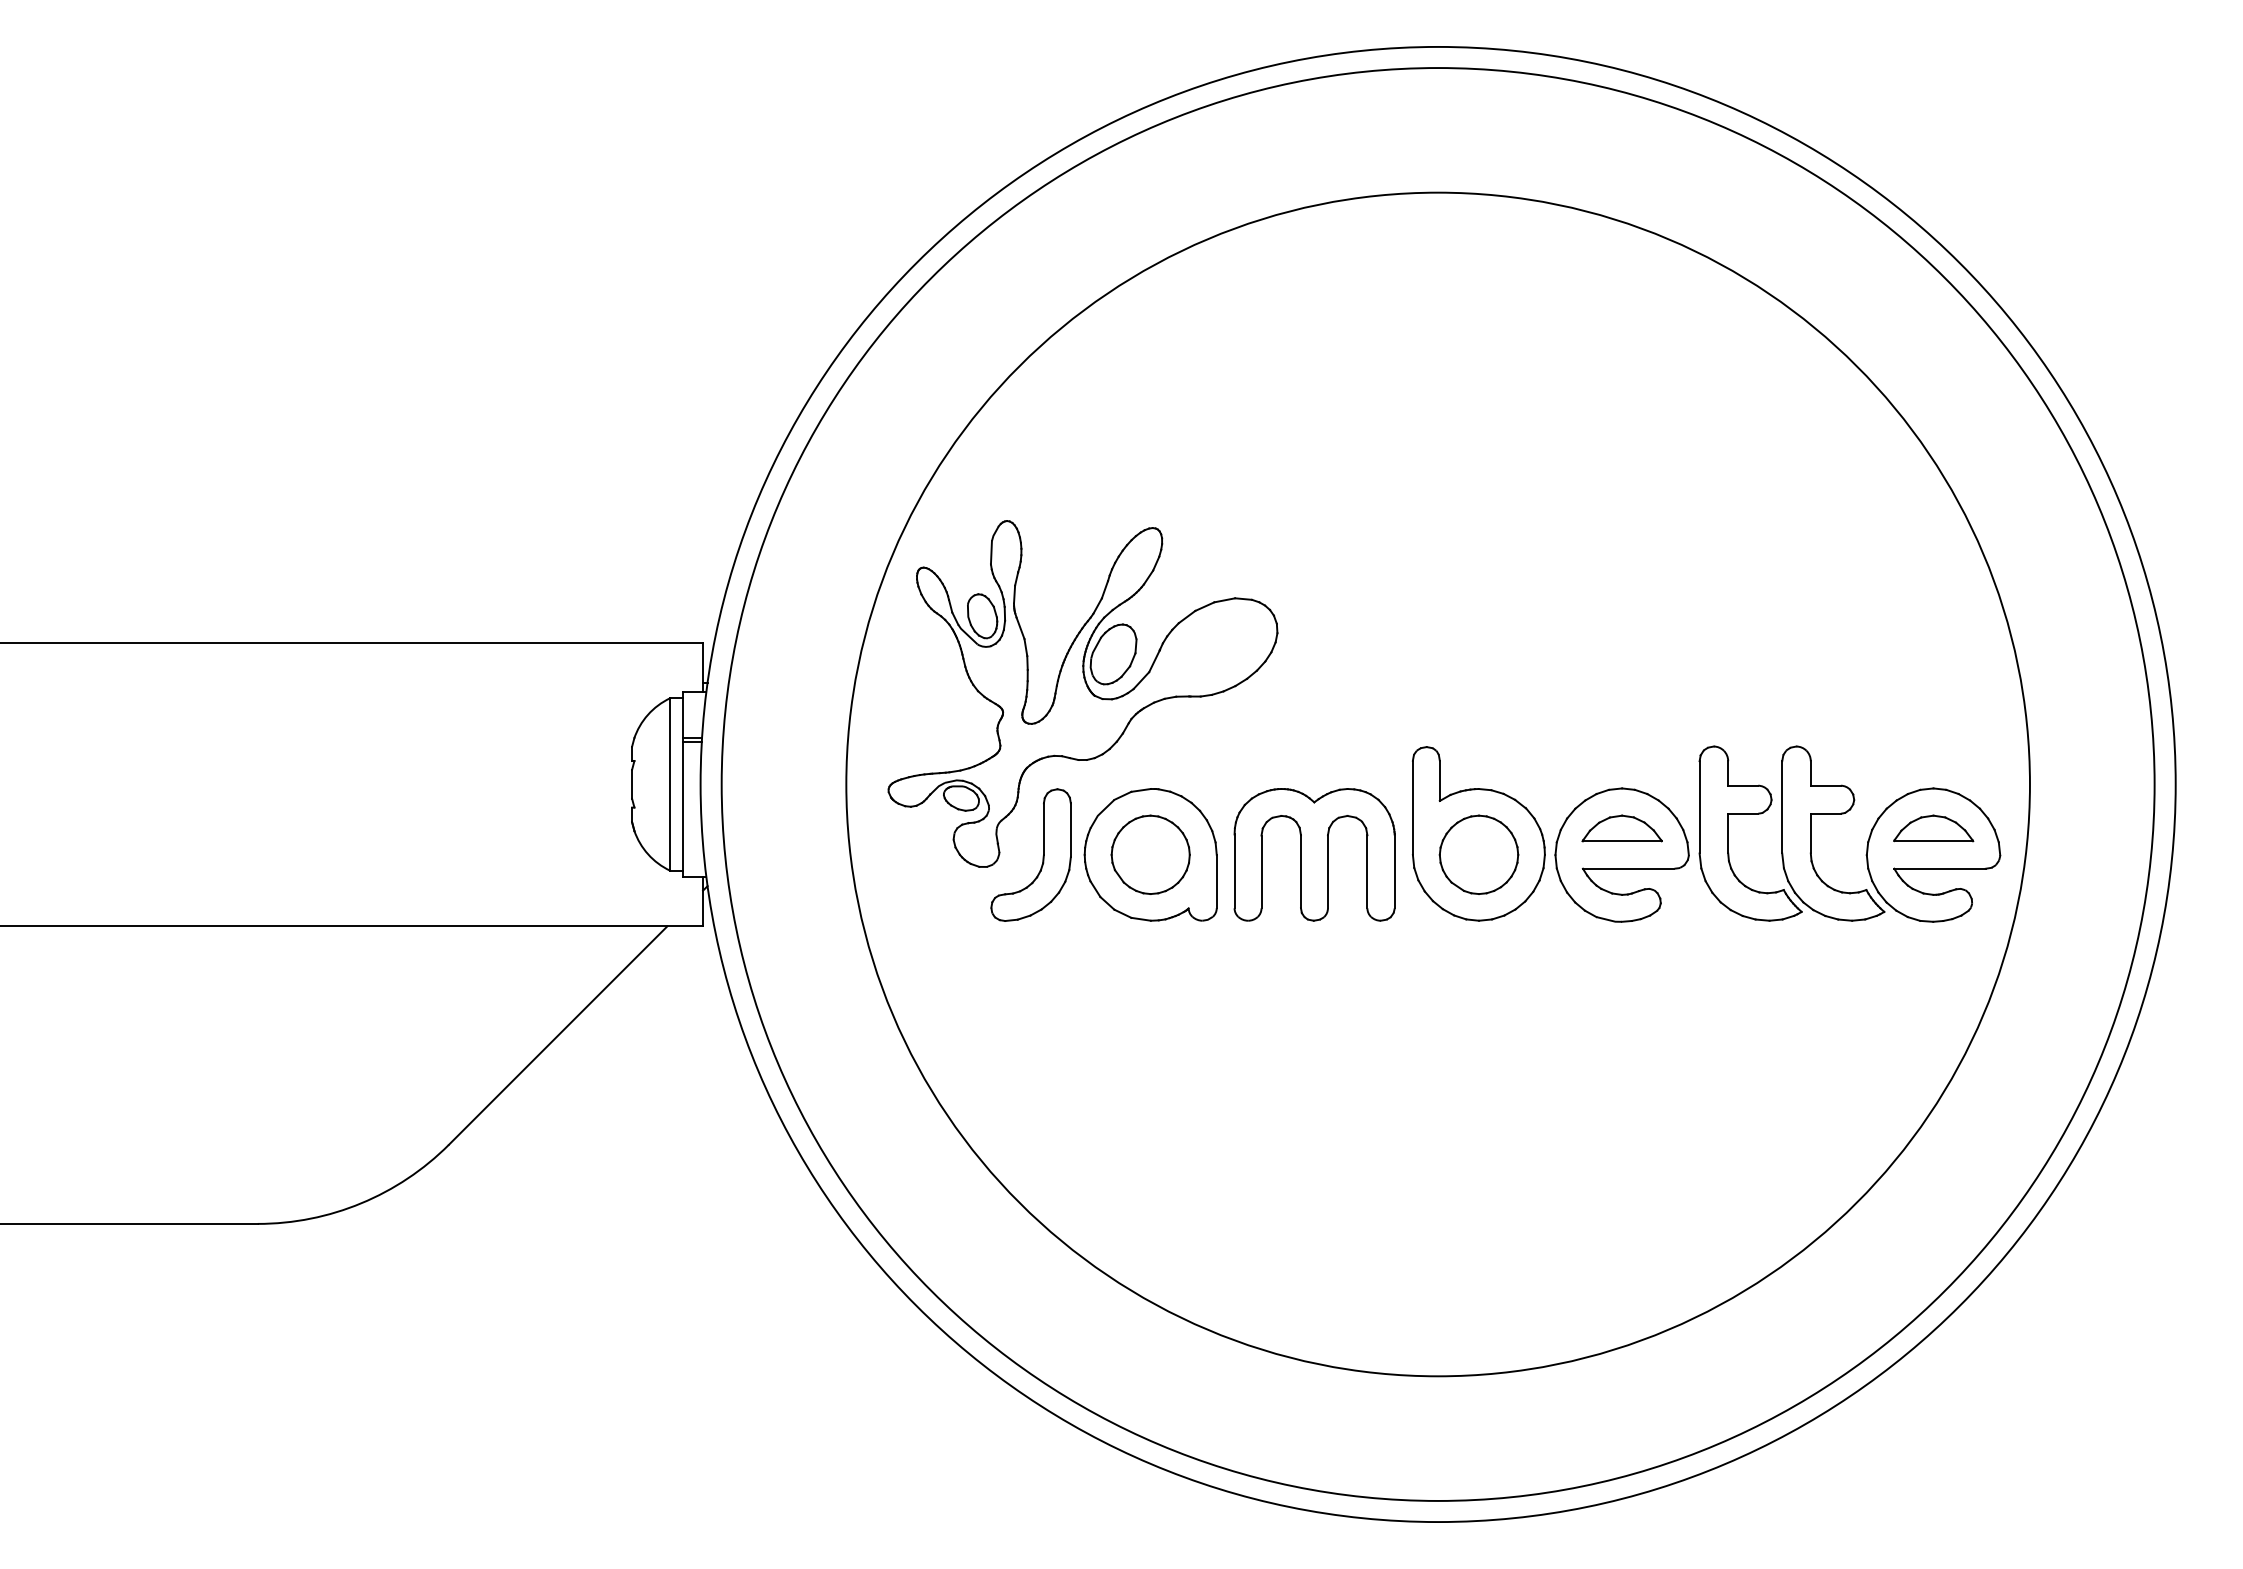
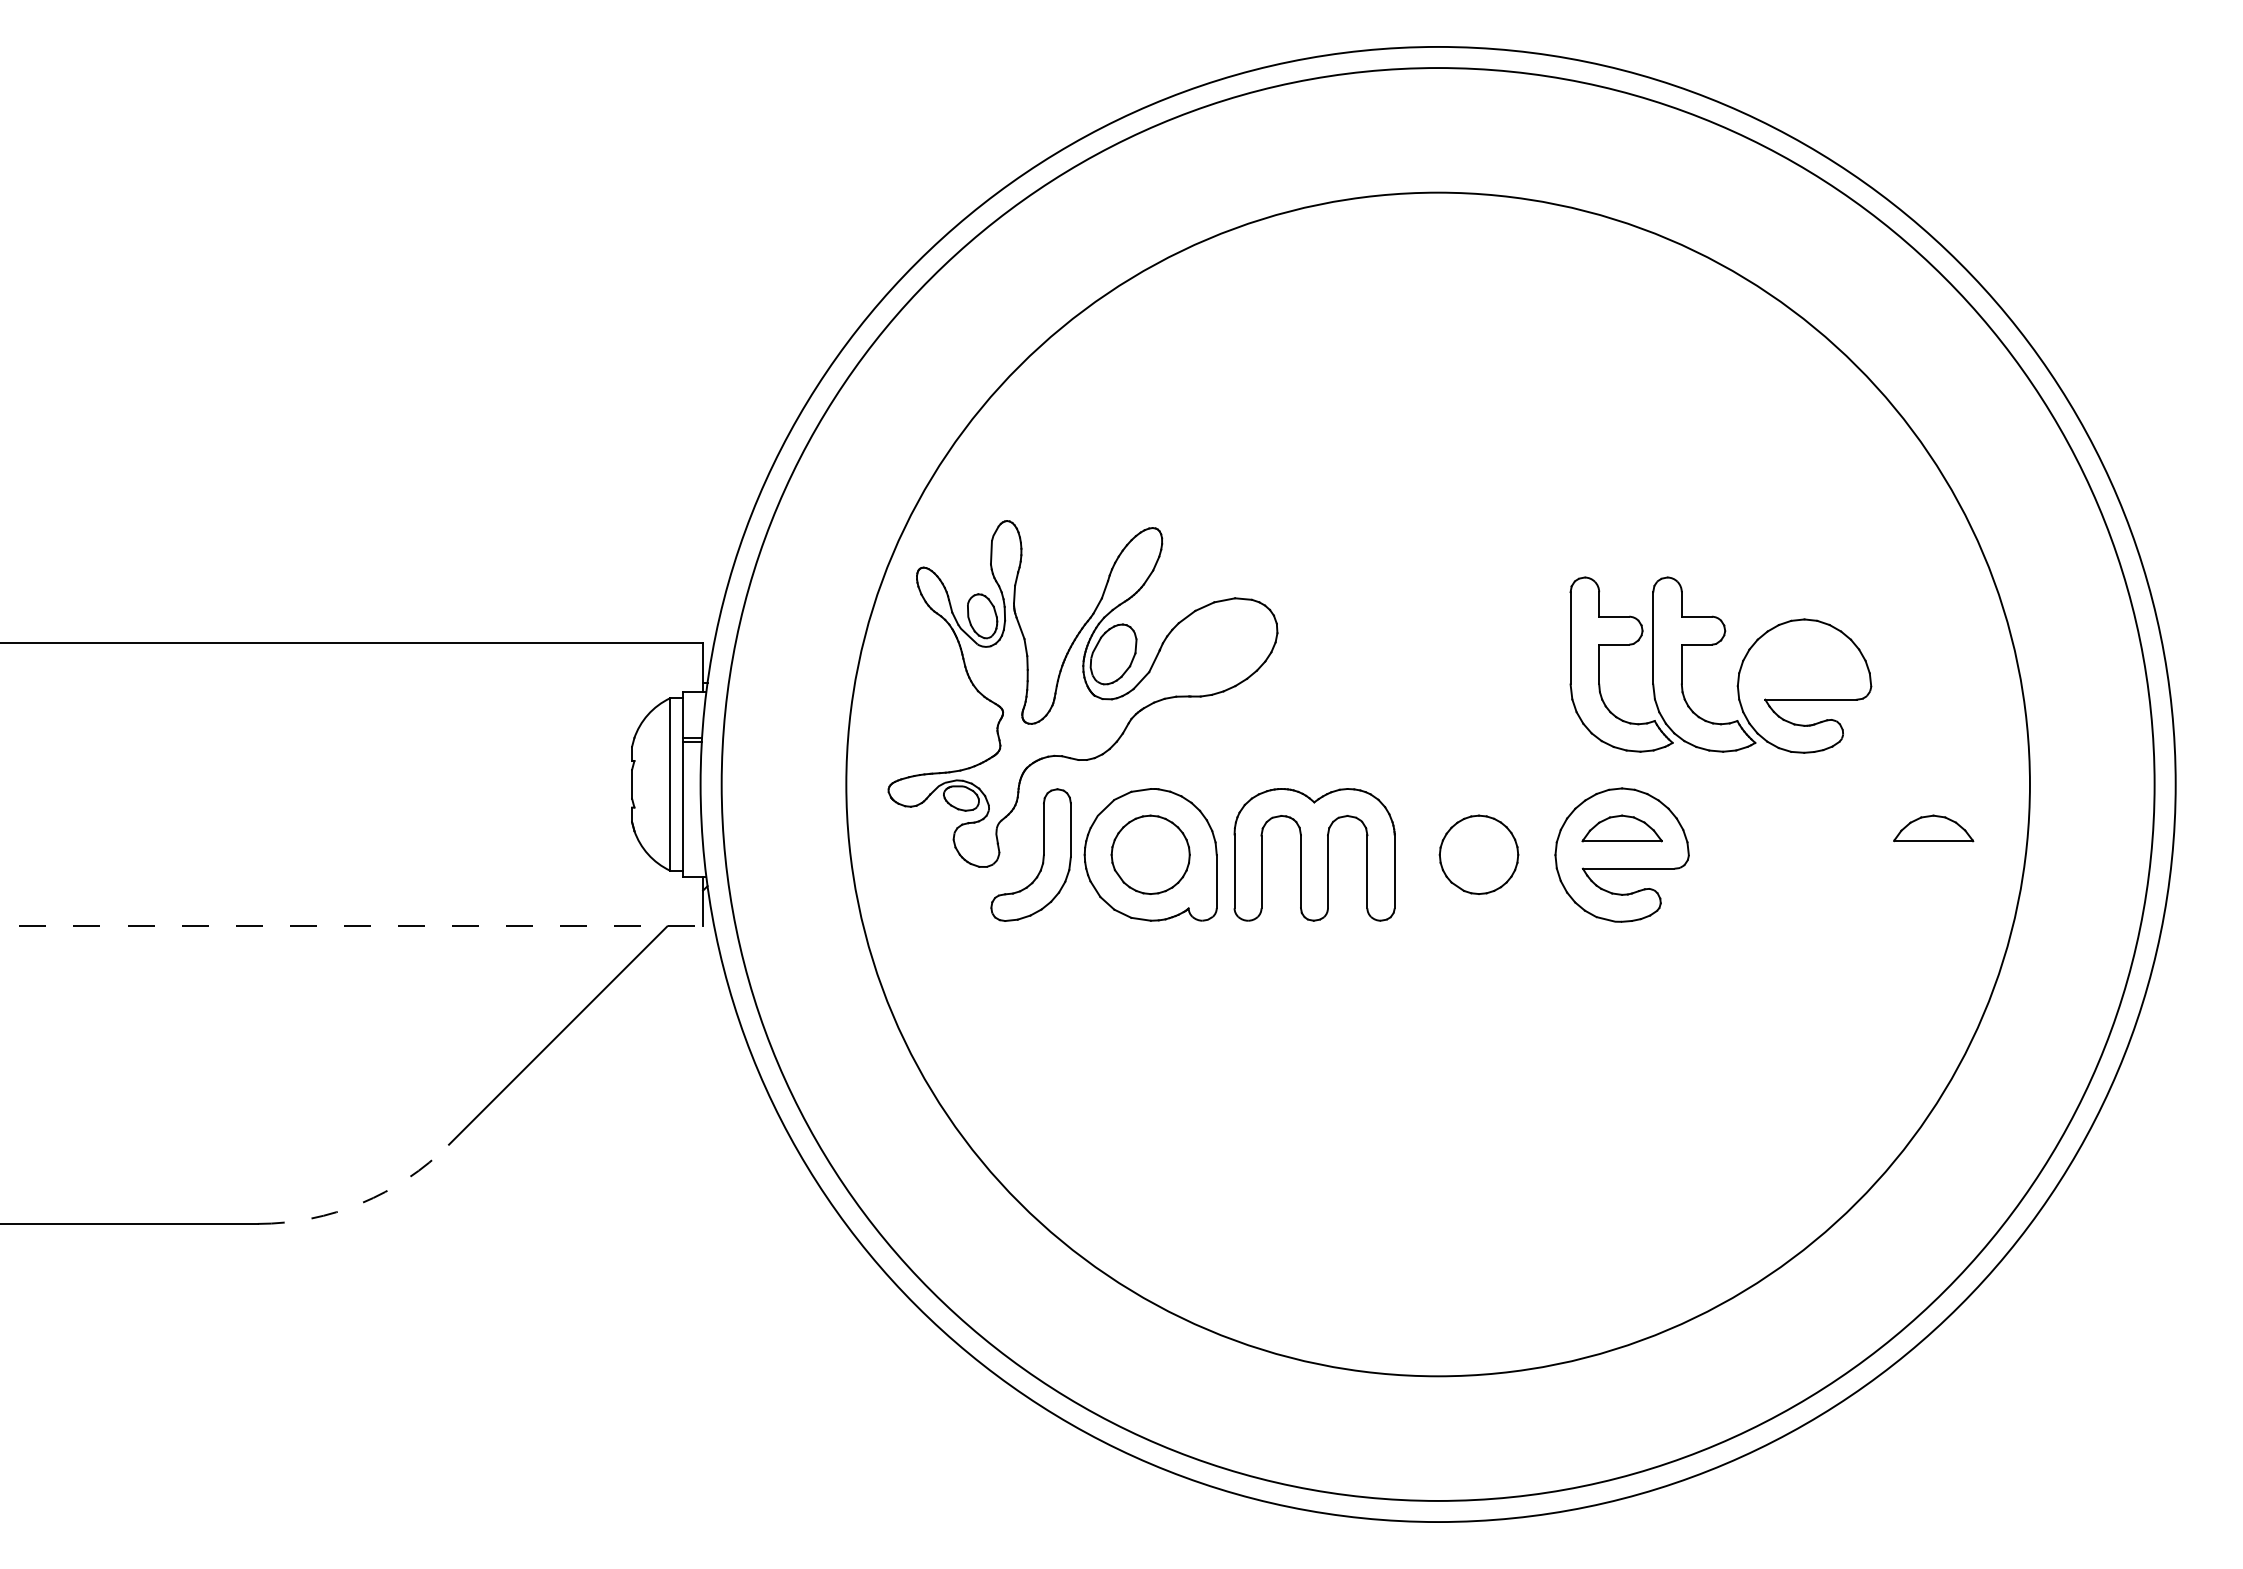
part: present -> none (1478, 833)
part position: (1867, 840) -> (1738, 671) (1738, 671)
line: solid -> dashed (352, 926)
arc: solid -> dashed (361, 1203)
